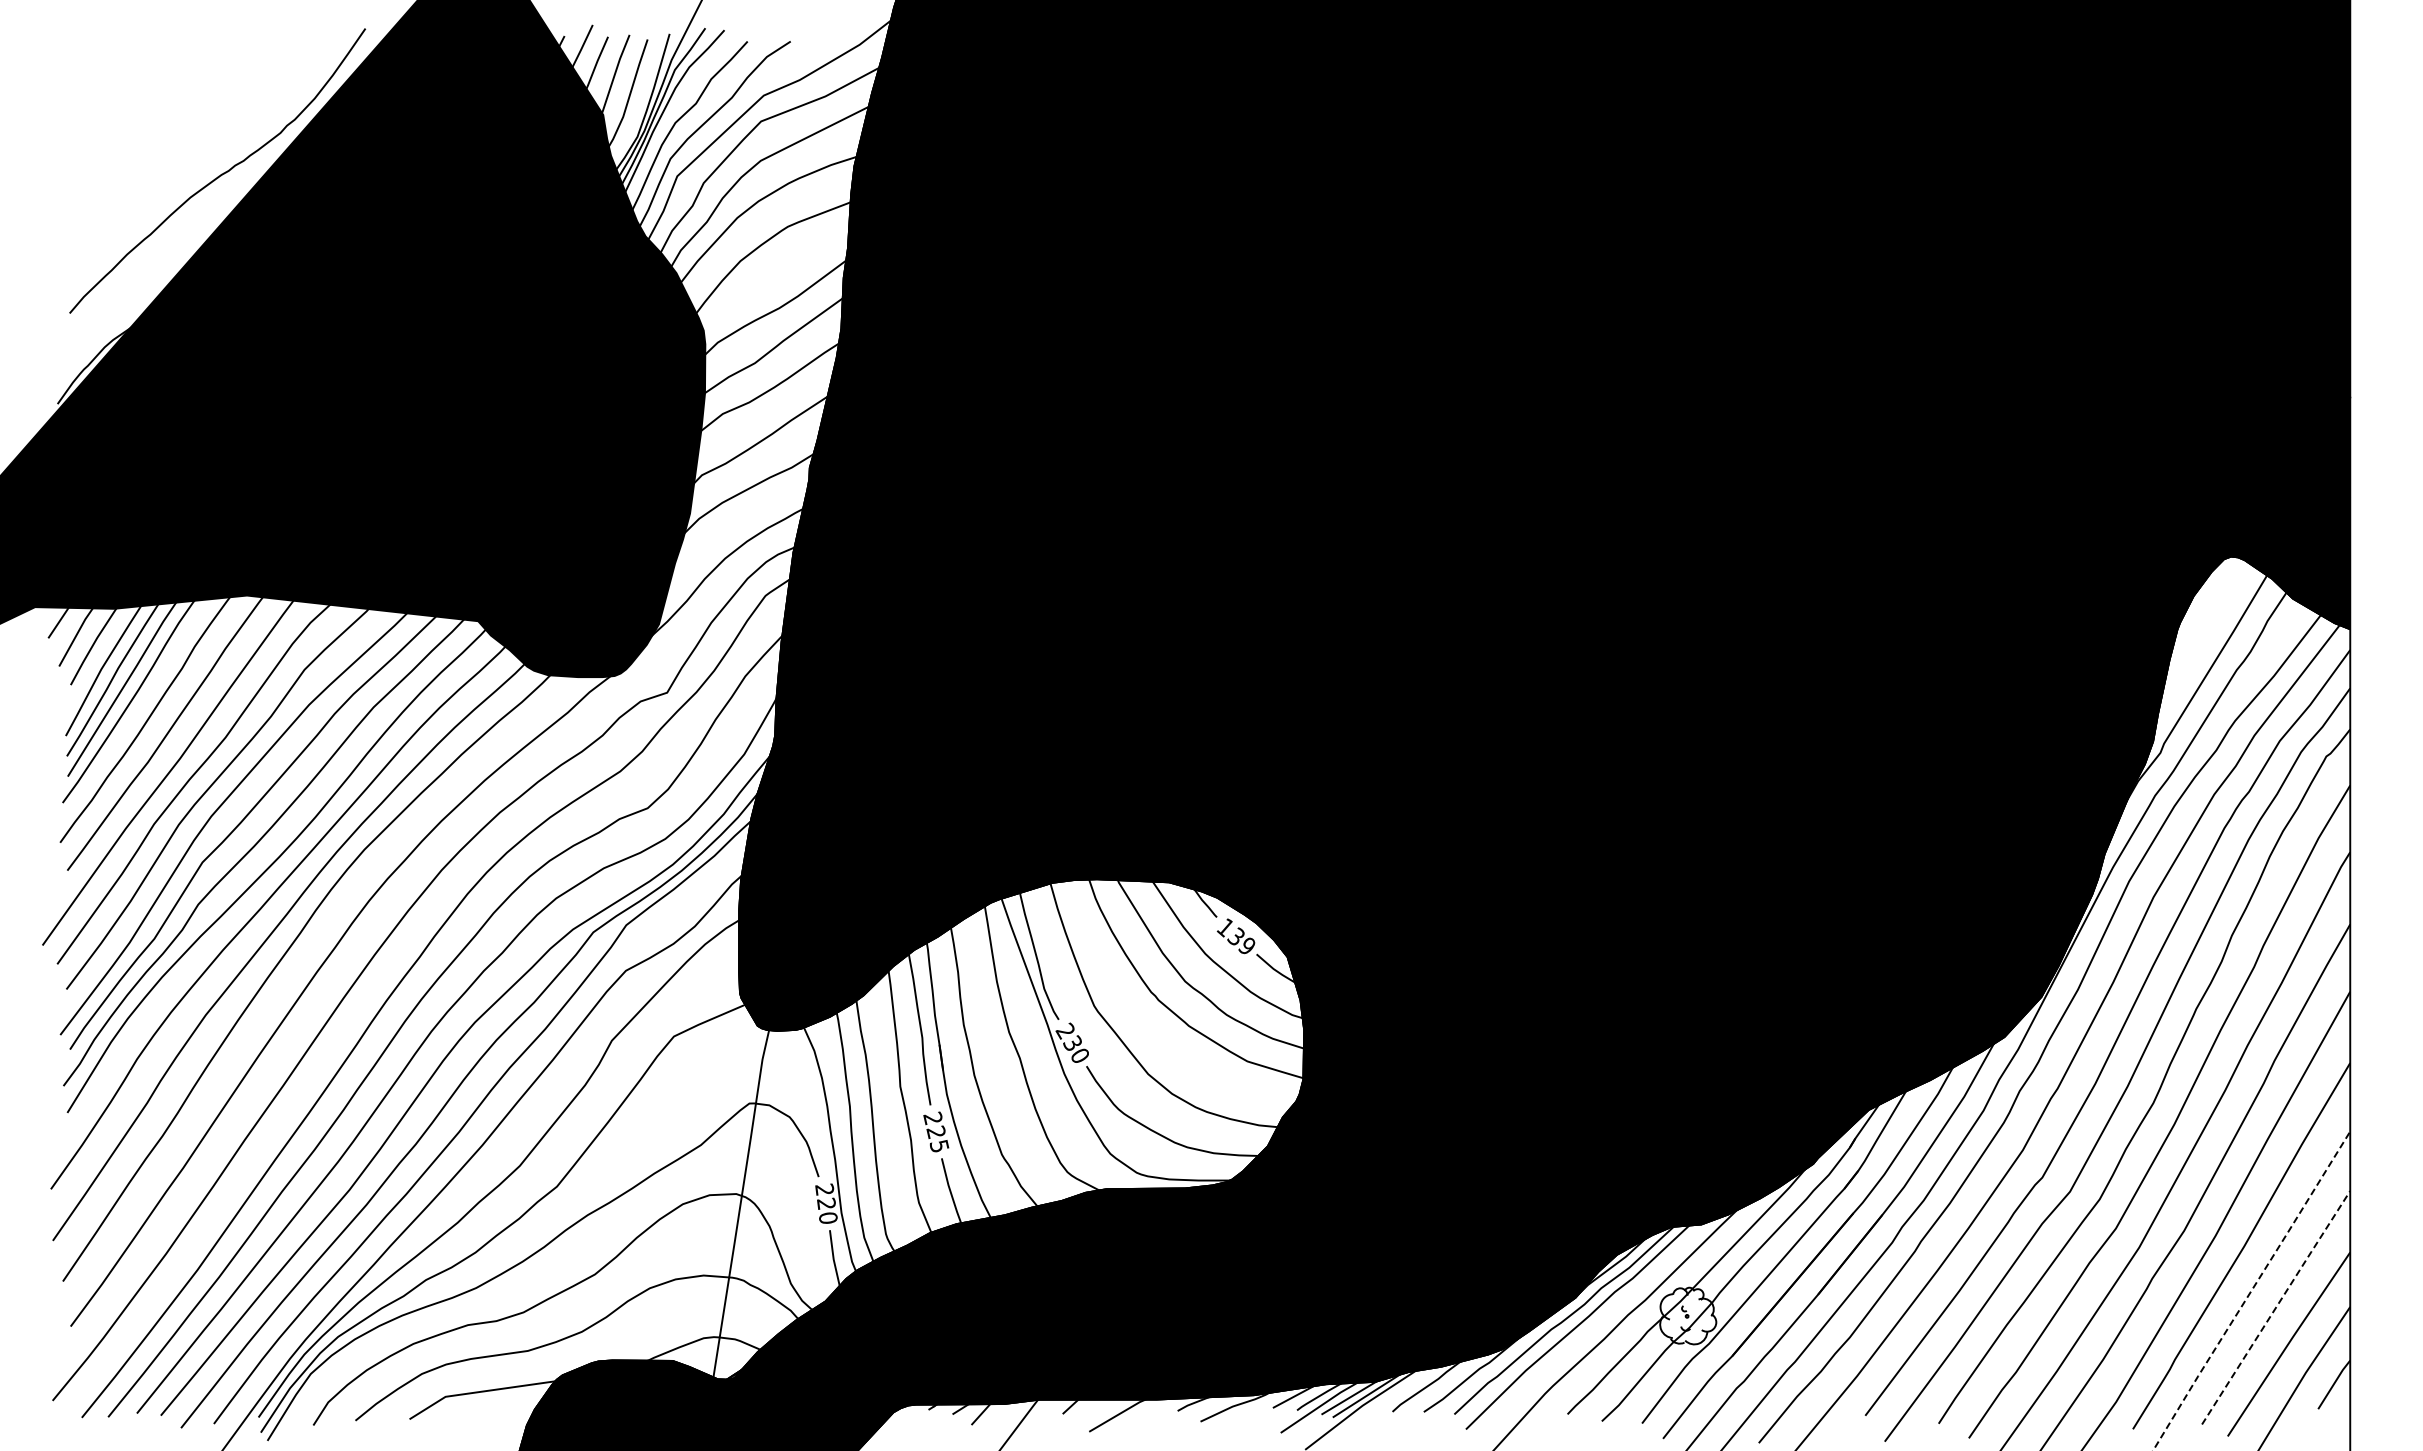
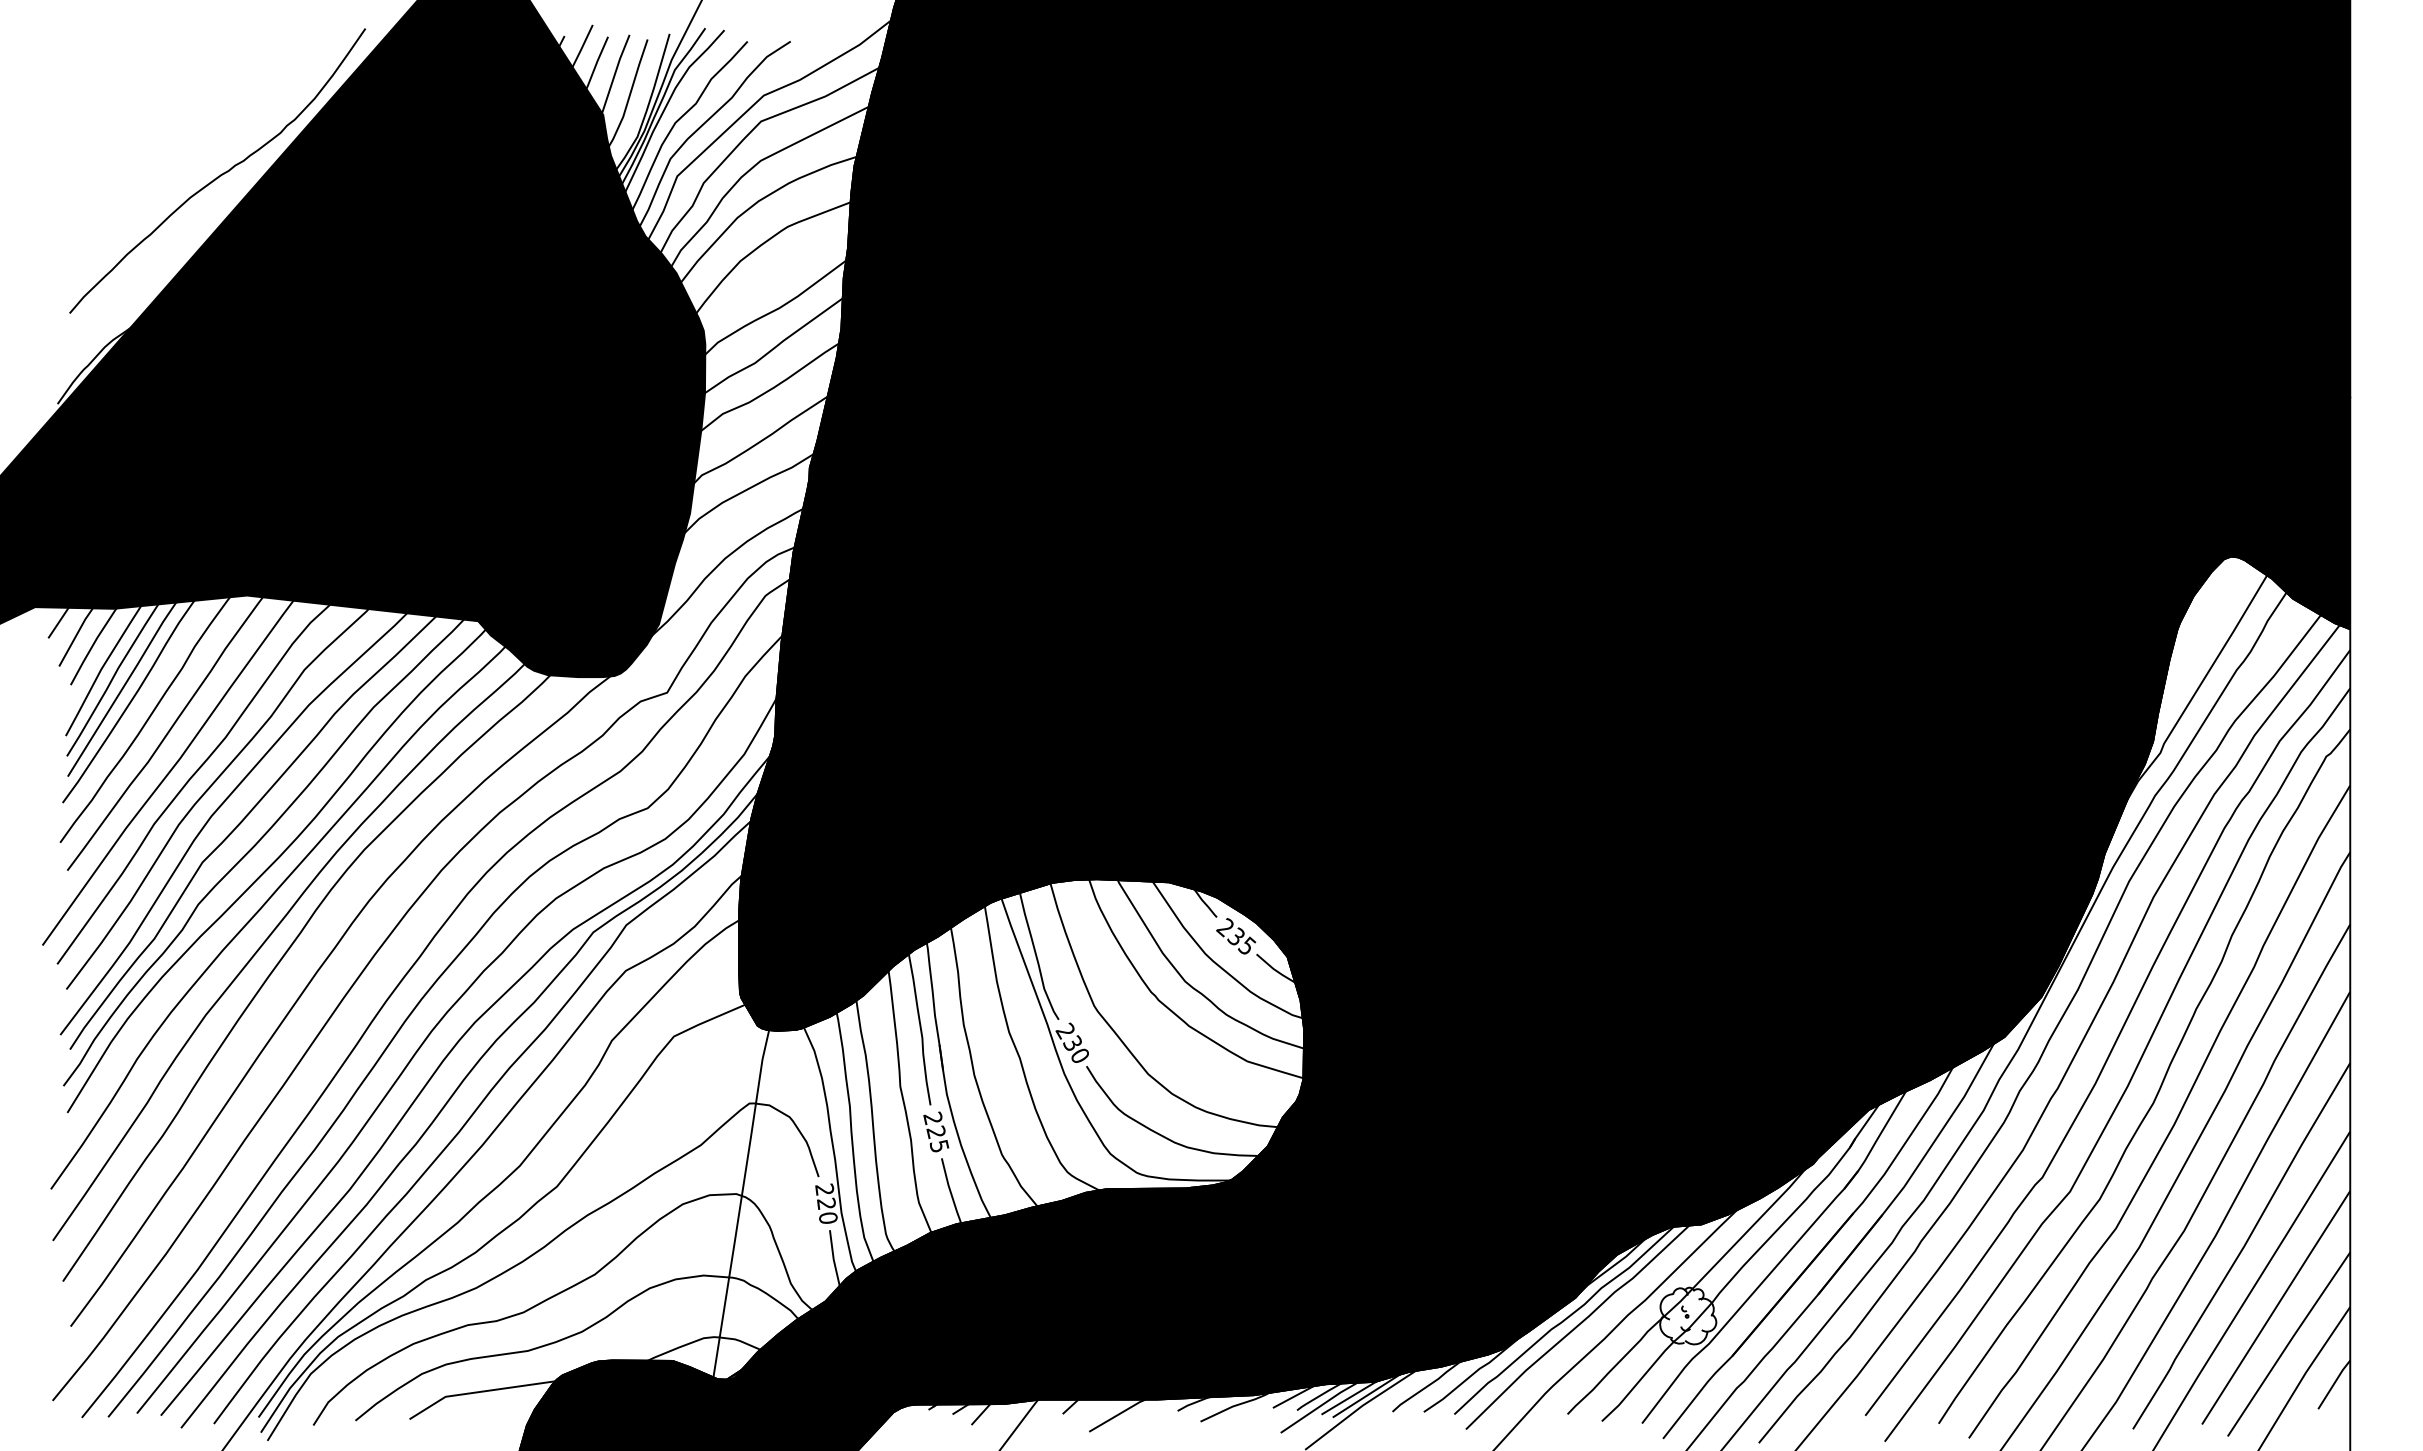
text: 139 -> 235 (1236, 936)
line: dashed -> solid (2251, 1290)
line: dashed -> solid (2276, 1306)
